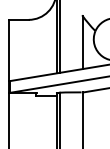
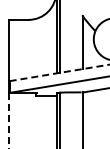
line: solid -> dashed (59, 72)
line: solid -> dashed (9, 121)
